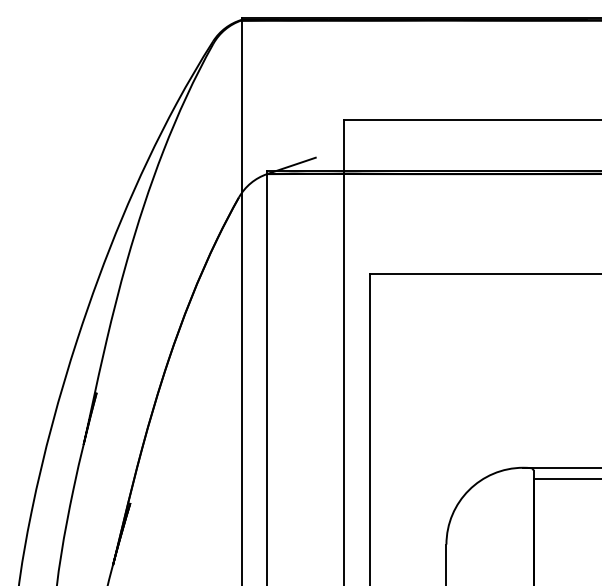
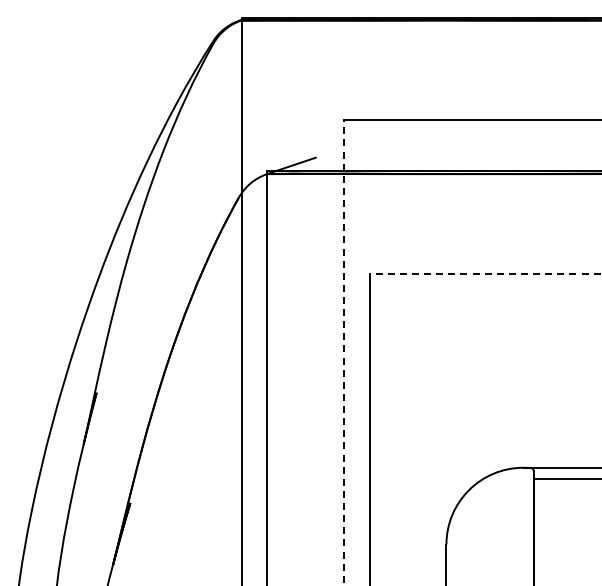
line: solid -> dashed (485, 273)
line: solid -> dashed (344, 353)
